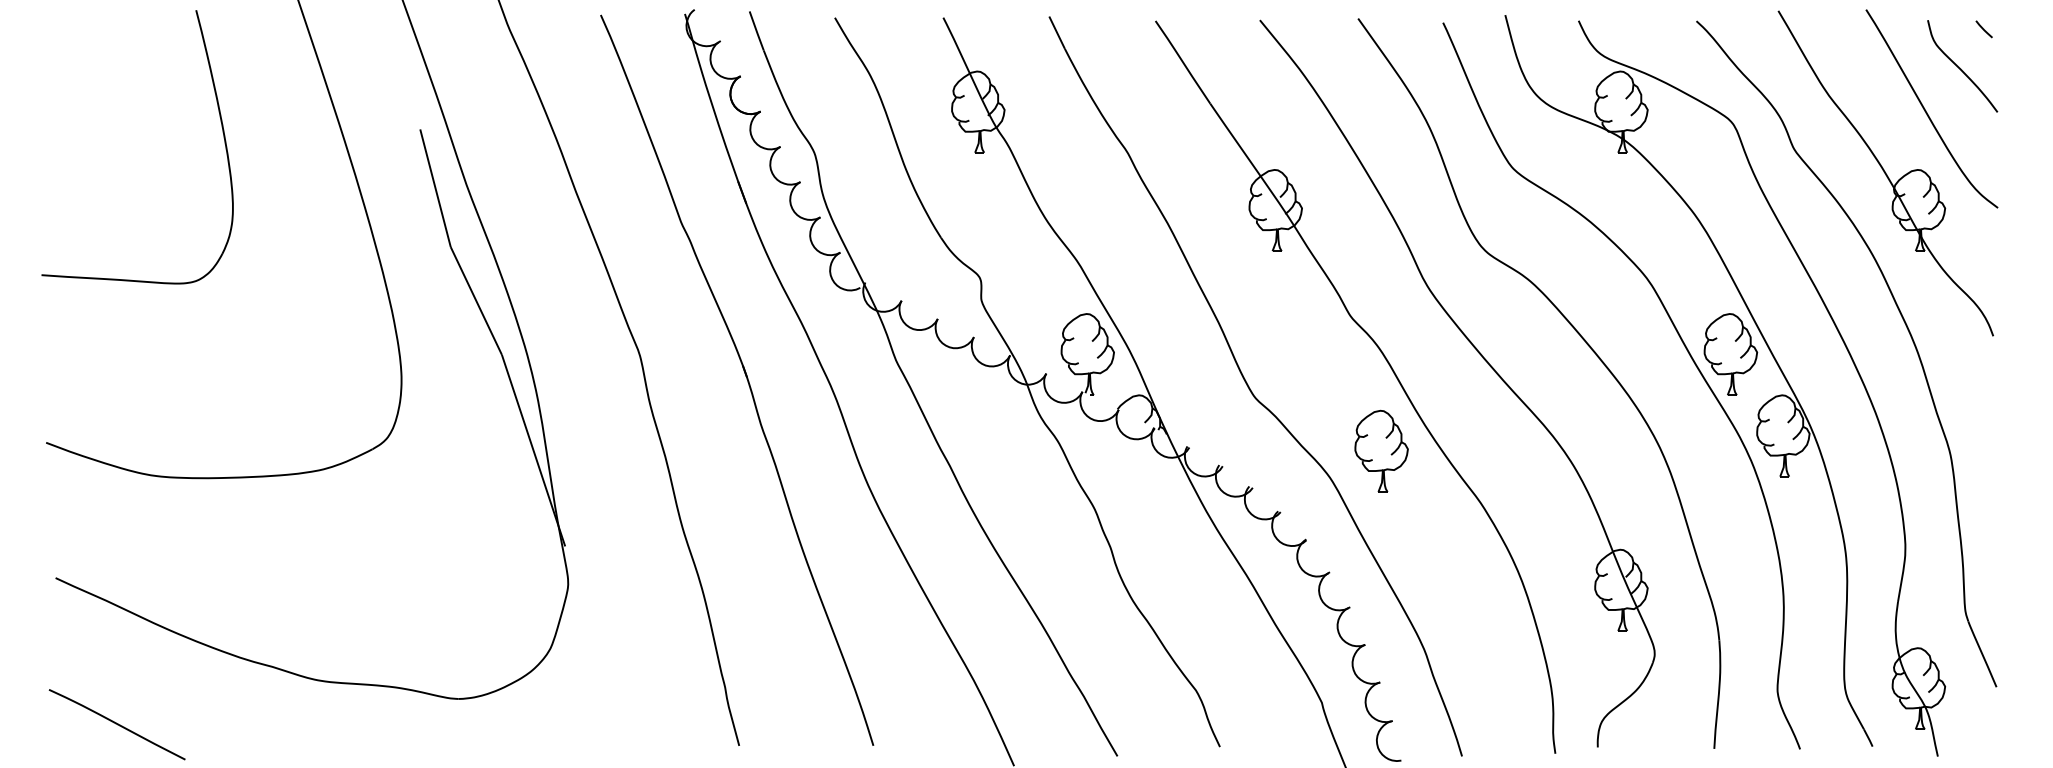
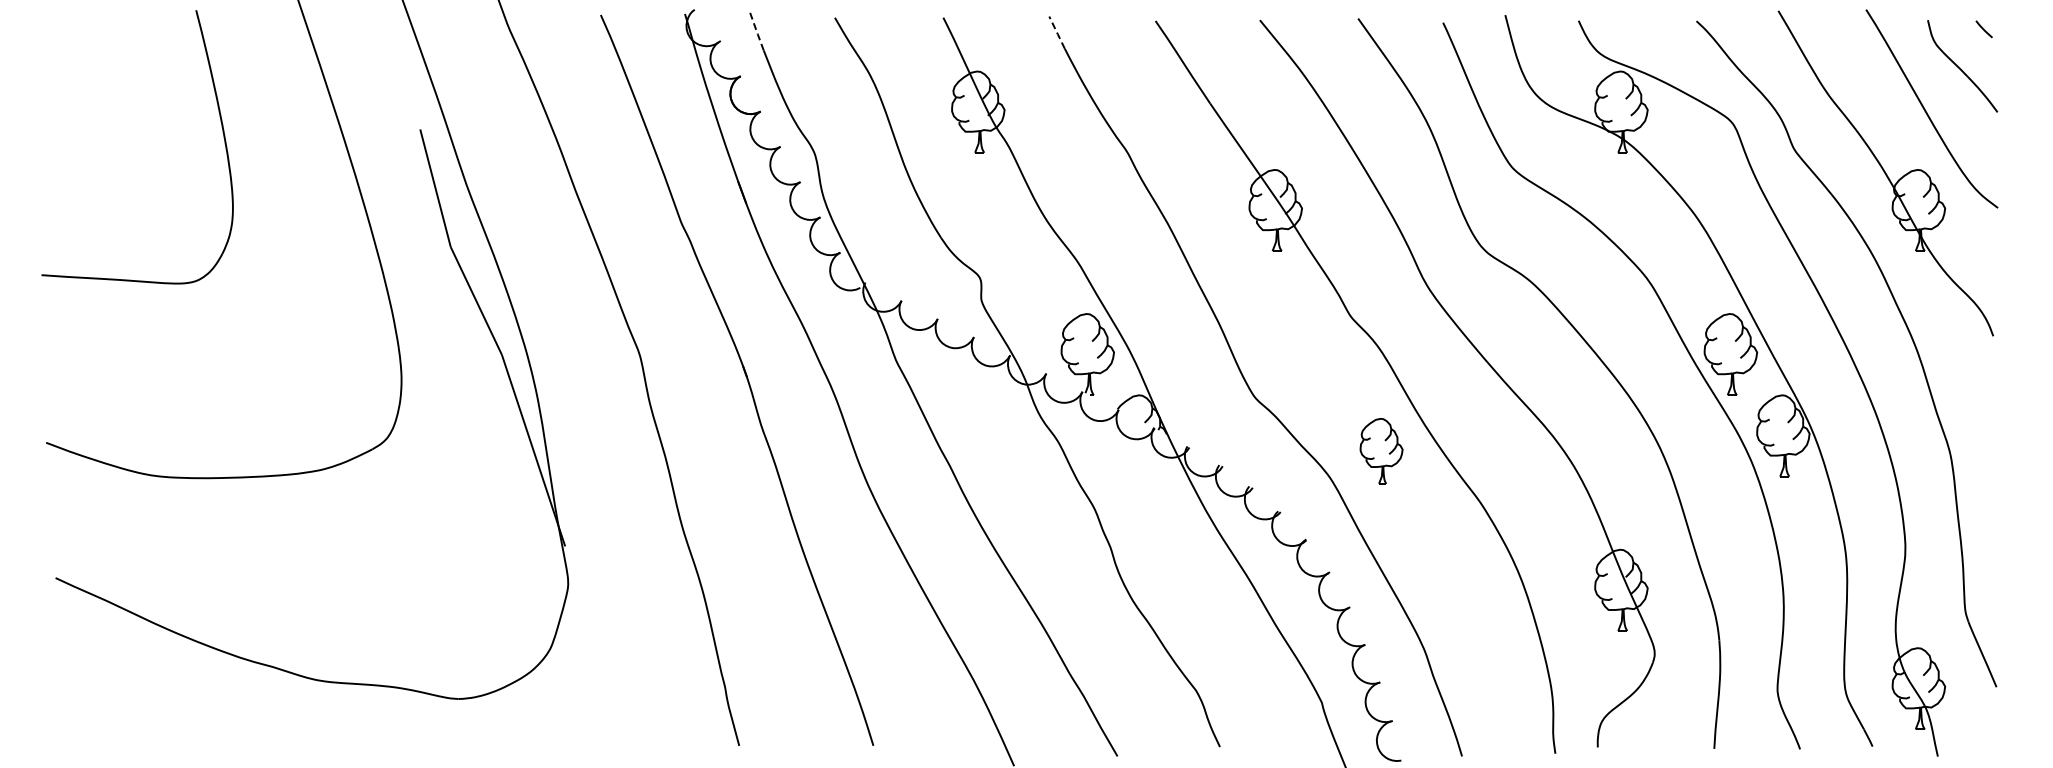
line: solid -> dashed (756, 31)
line: solid -> dashed (1057, 33)
part size: 55x84 px -> 45x67 px (1381, 451)
curve: present -> none (116, 724)
